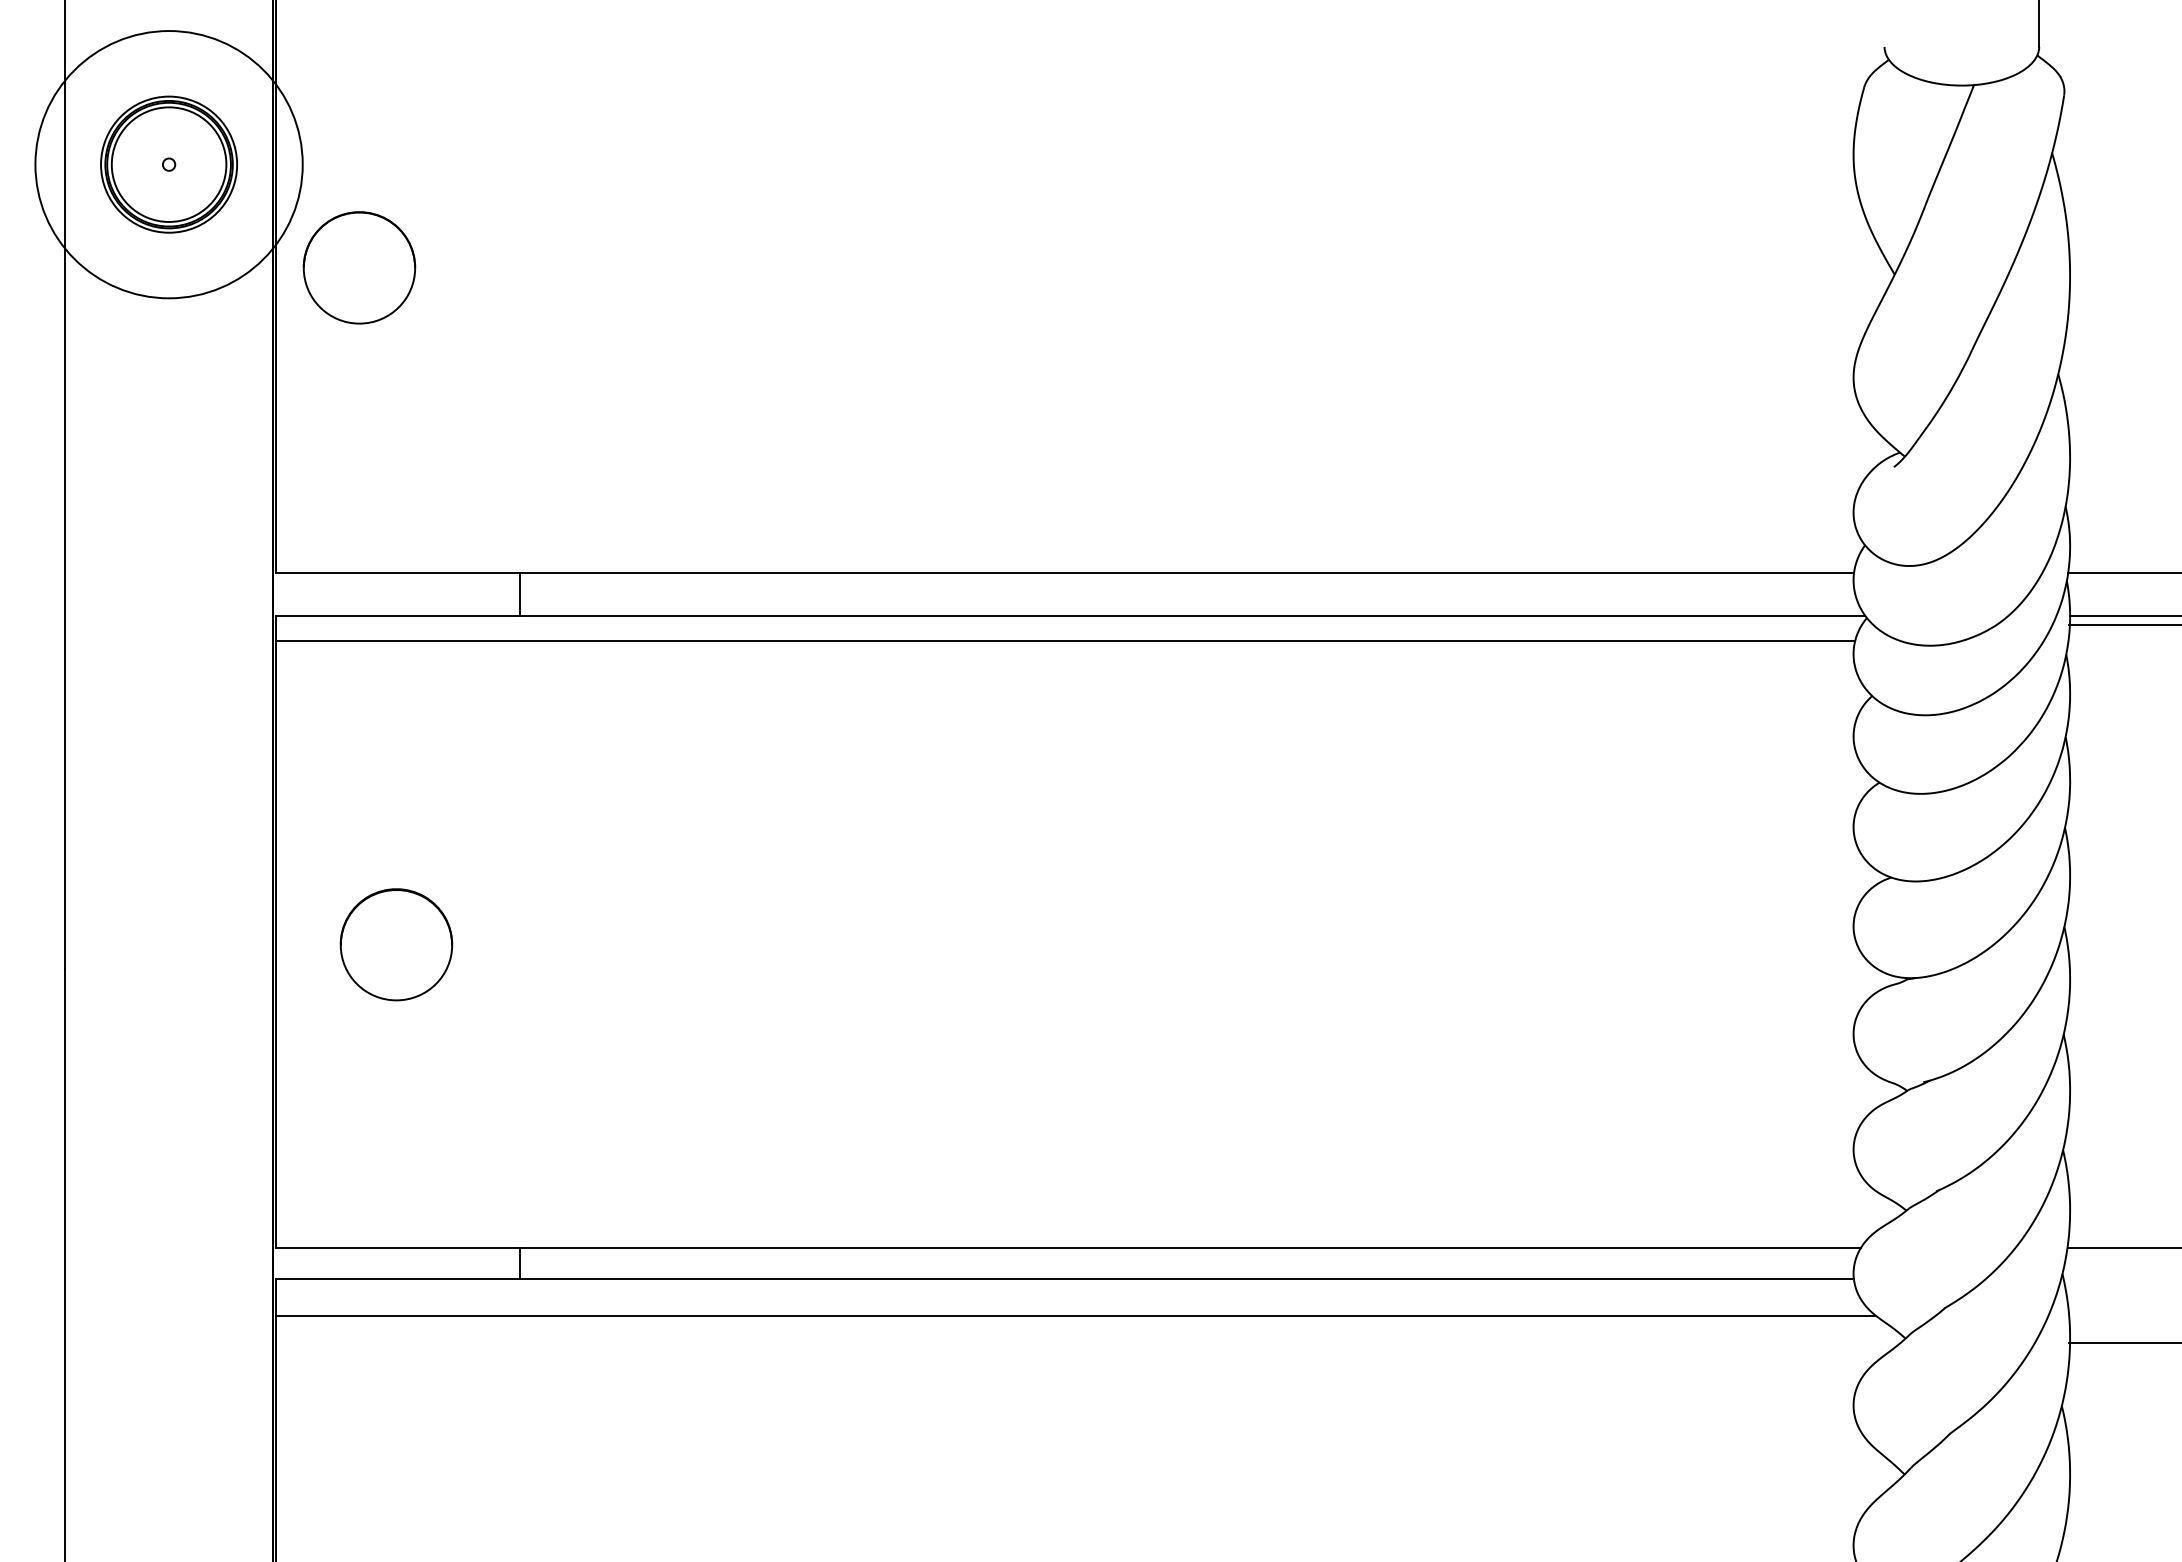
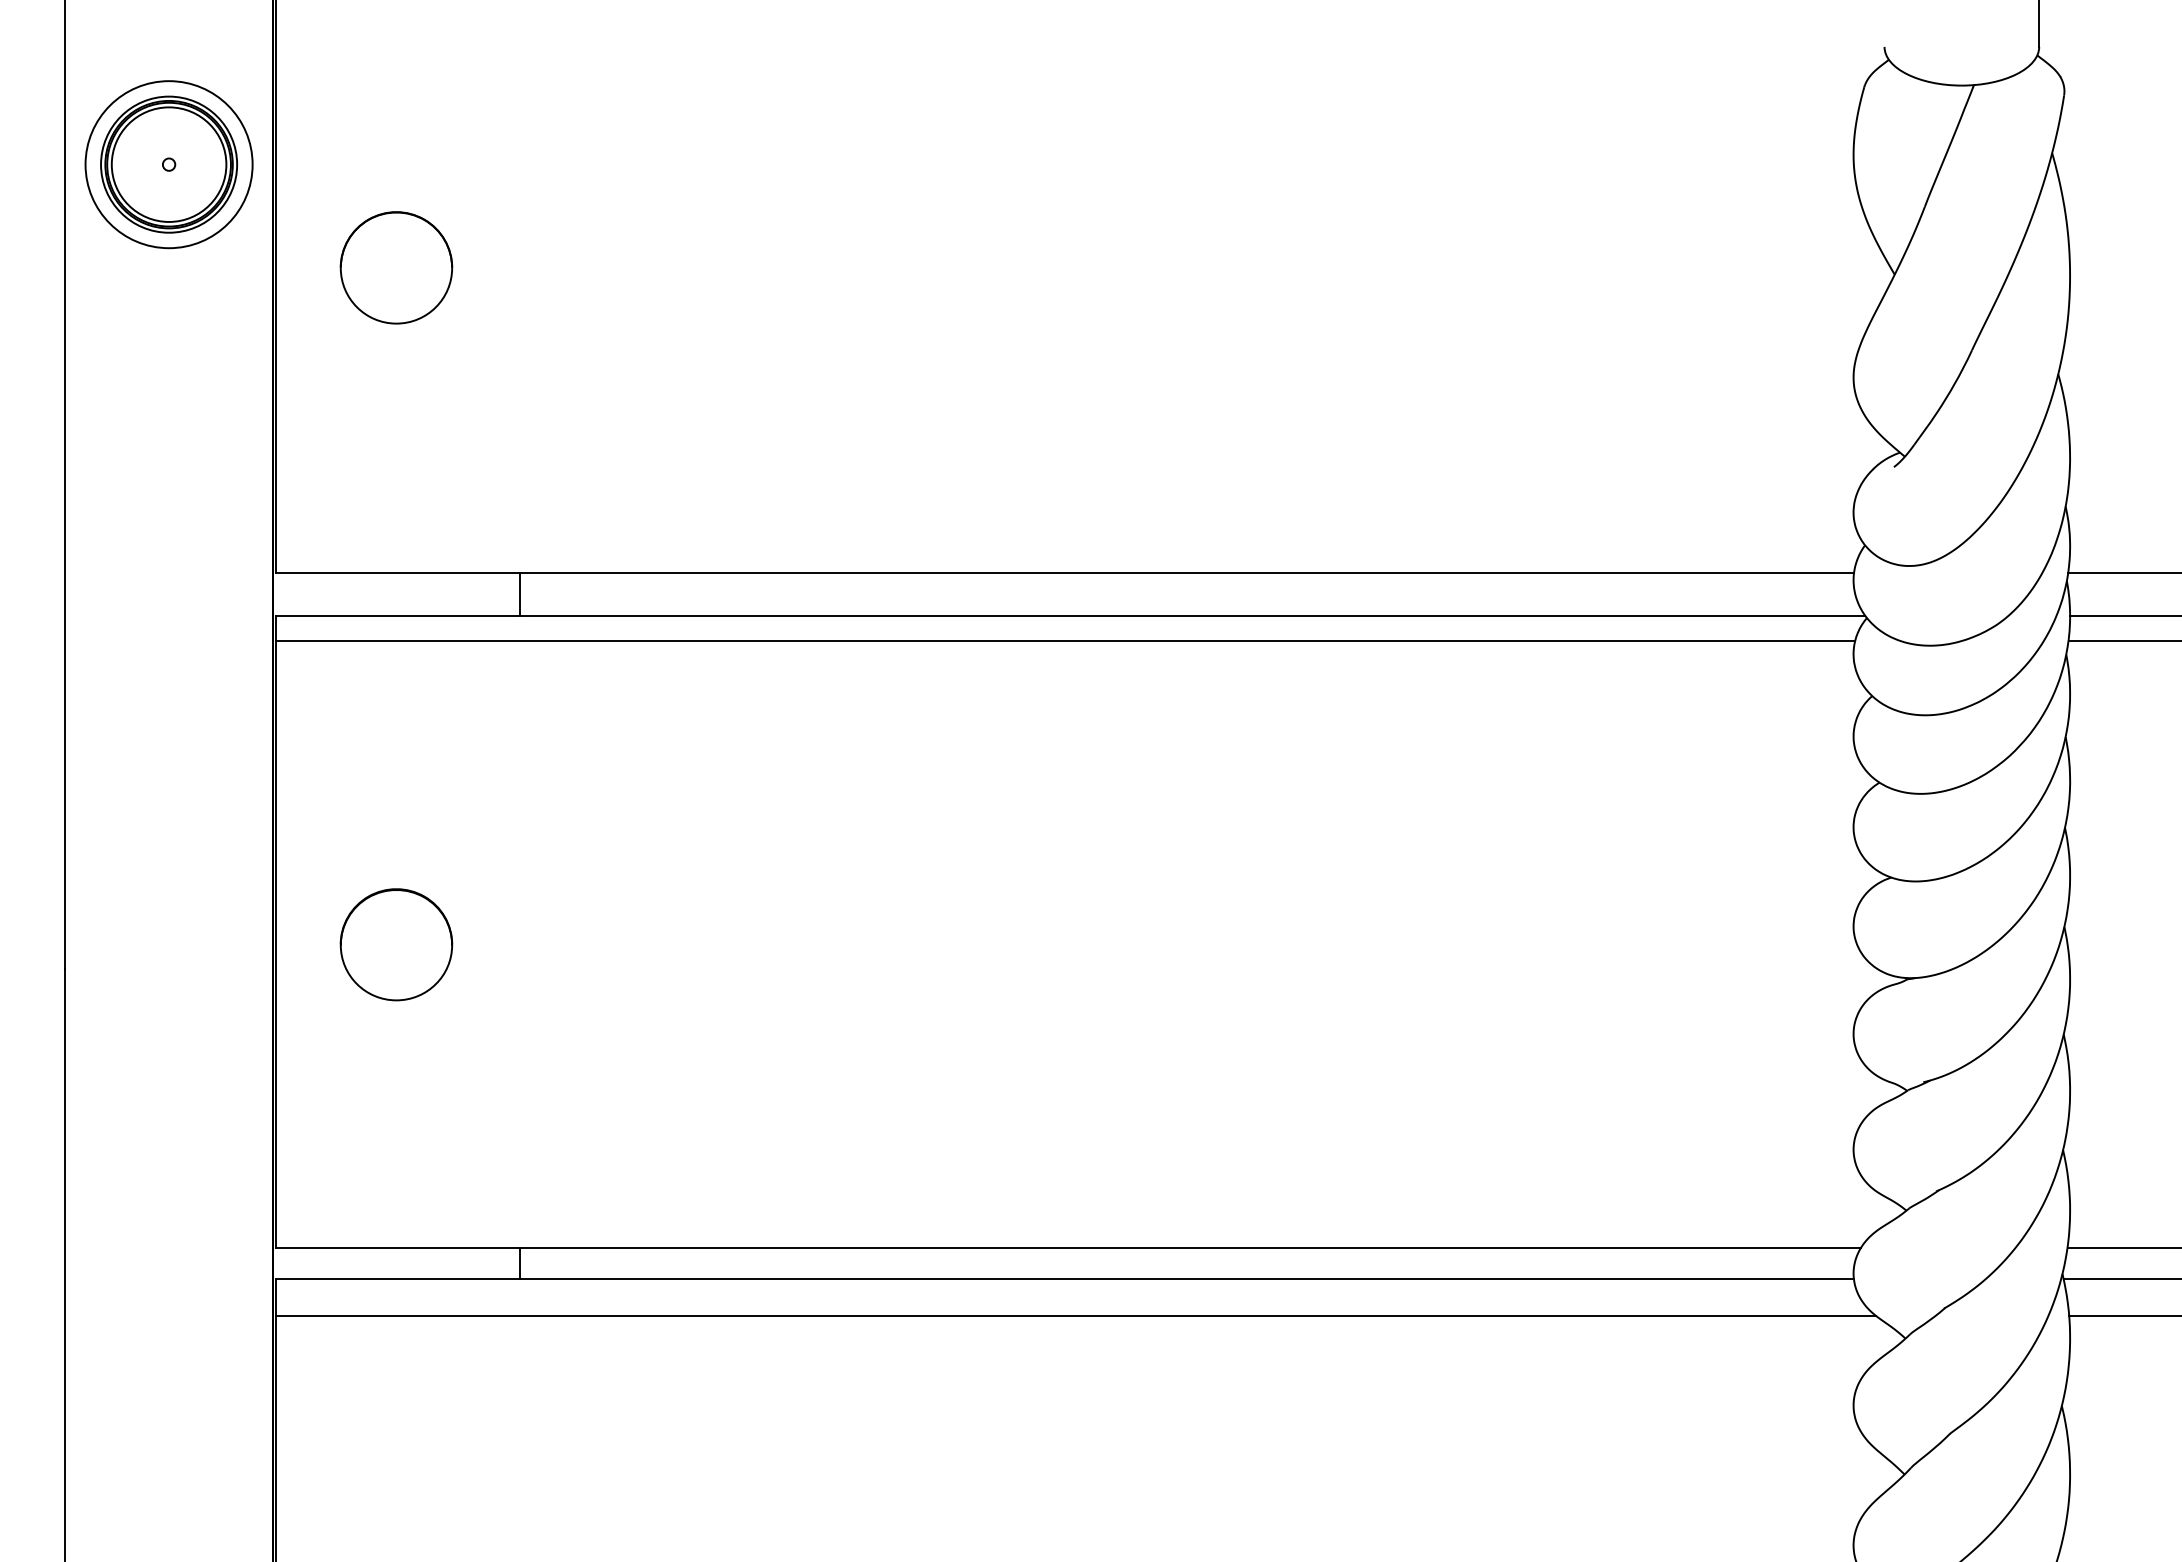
circle diameter: 267 px -> 167 px (168, 164)
part position: (359, 267) -> (396, 267) (396, 267)
line position: (2123, 624) -> (2123, 640) (2123, 640)
line: none -> present (2120, 1278)
line position: (2123, 1343) -> (2123, 1316) (2123, 1316)
